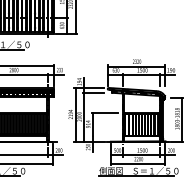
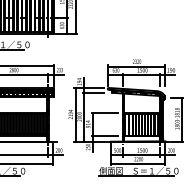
line: none -> present (104, 136)
